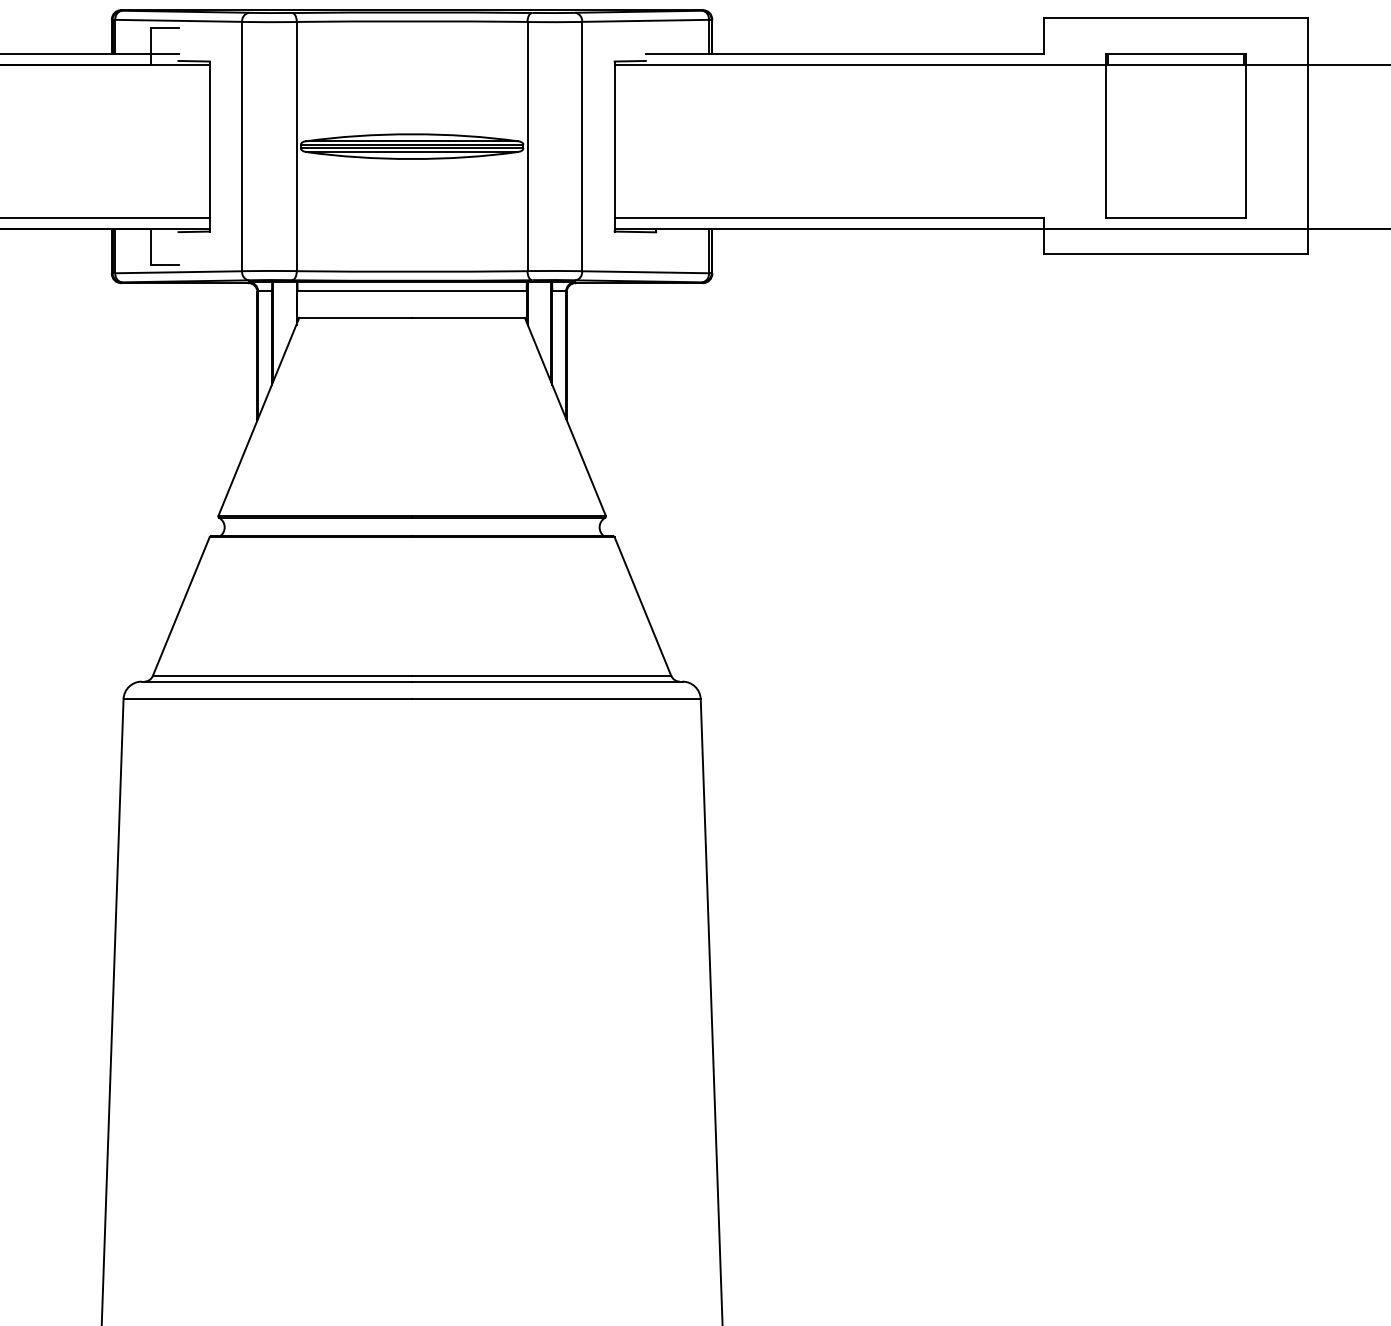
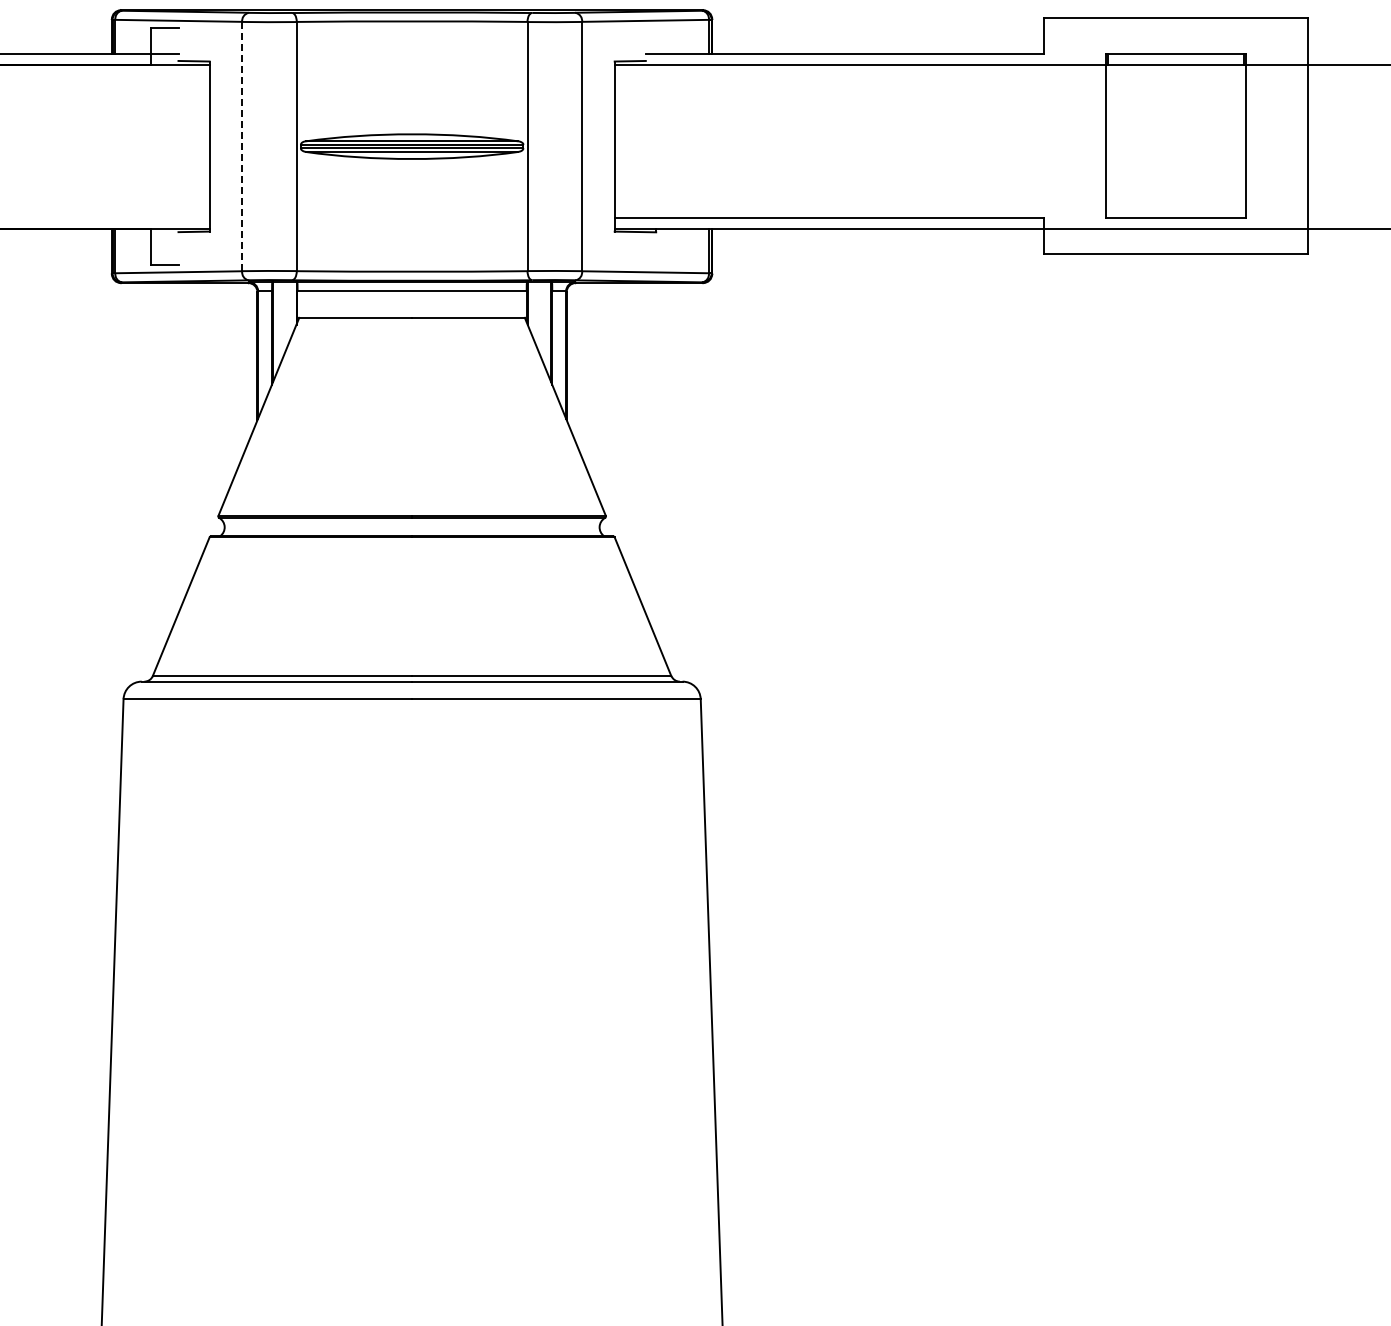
line: solid -> dashed (242, 146)
line: present -> none (105, 217)
